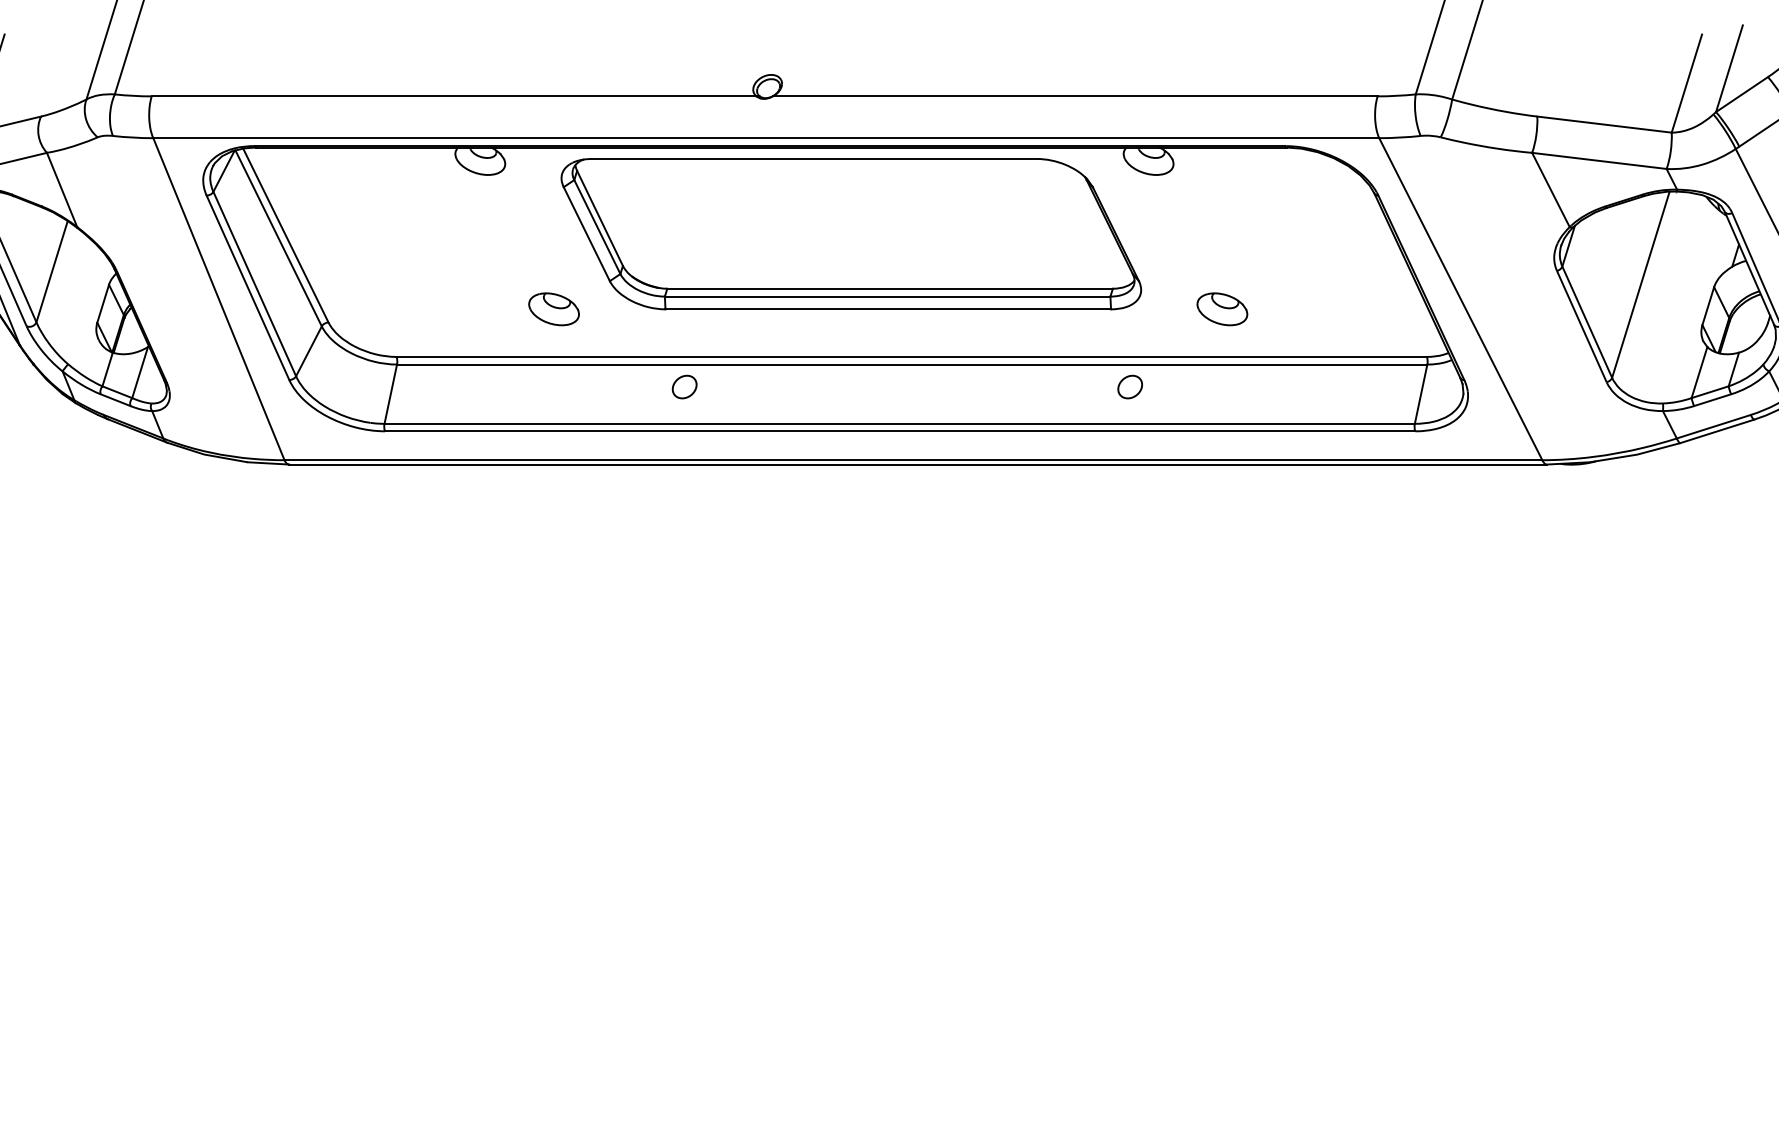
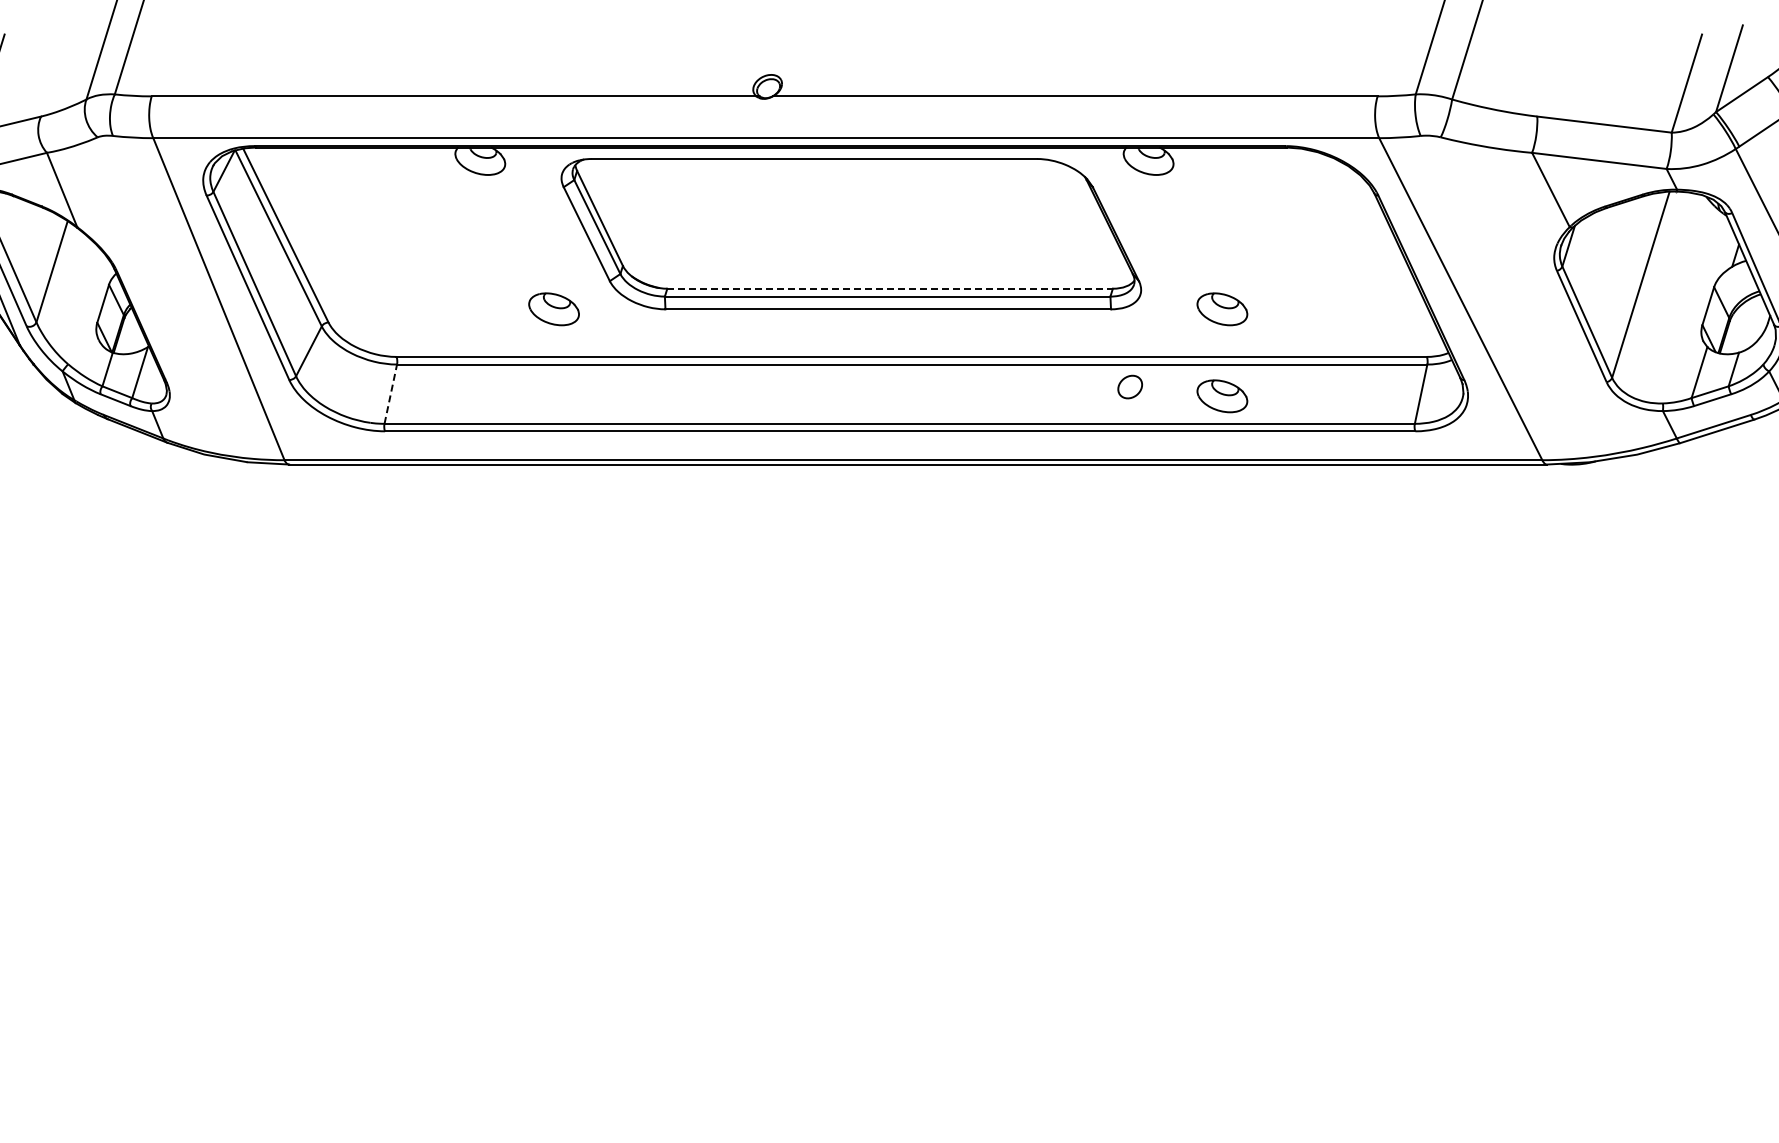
line: solid -> dashed (890, 288)
part: present -> none (684, 386)
line: solid -> dashed (390, 393)
part: none -> present (1222, 396)
